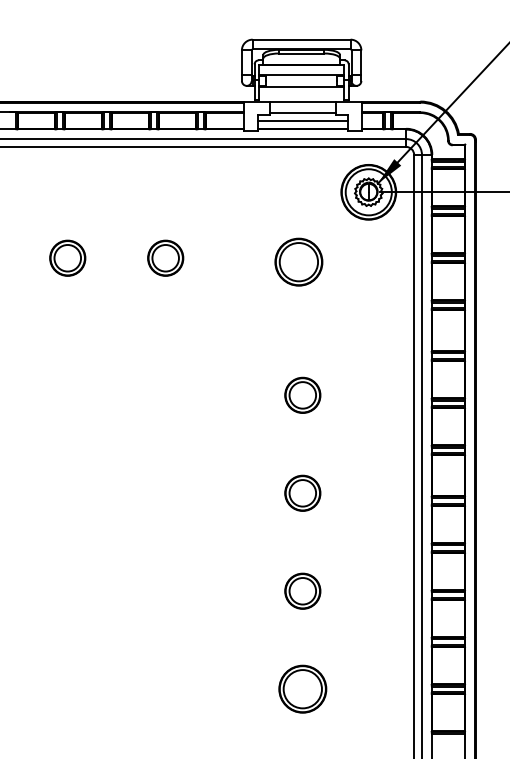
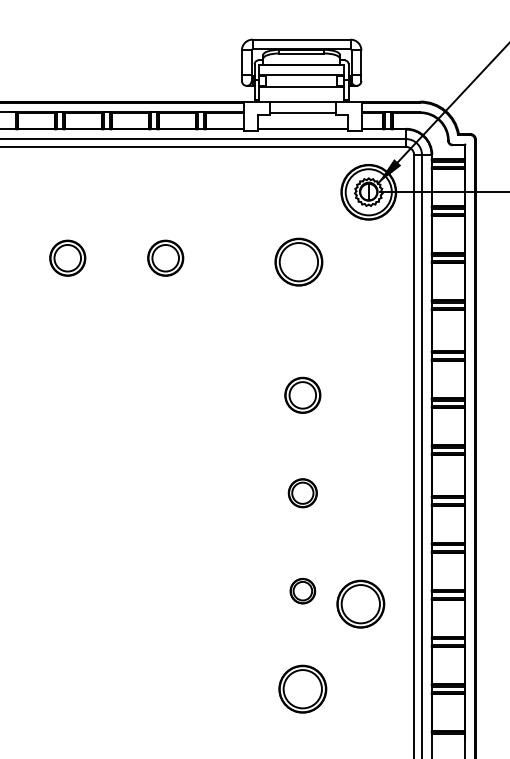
line: present -> none (302, 121)
part size: 38x38 px -> 31x31 px (302, 493)
part size: 38x38 px -> 28x27 px (302, 591)
part: none -> present (360, 603)
